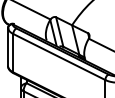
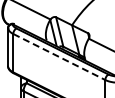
line: solid -> dashed (59, 57)
